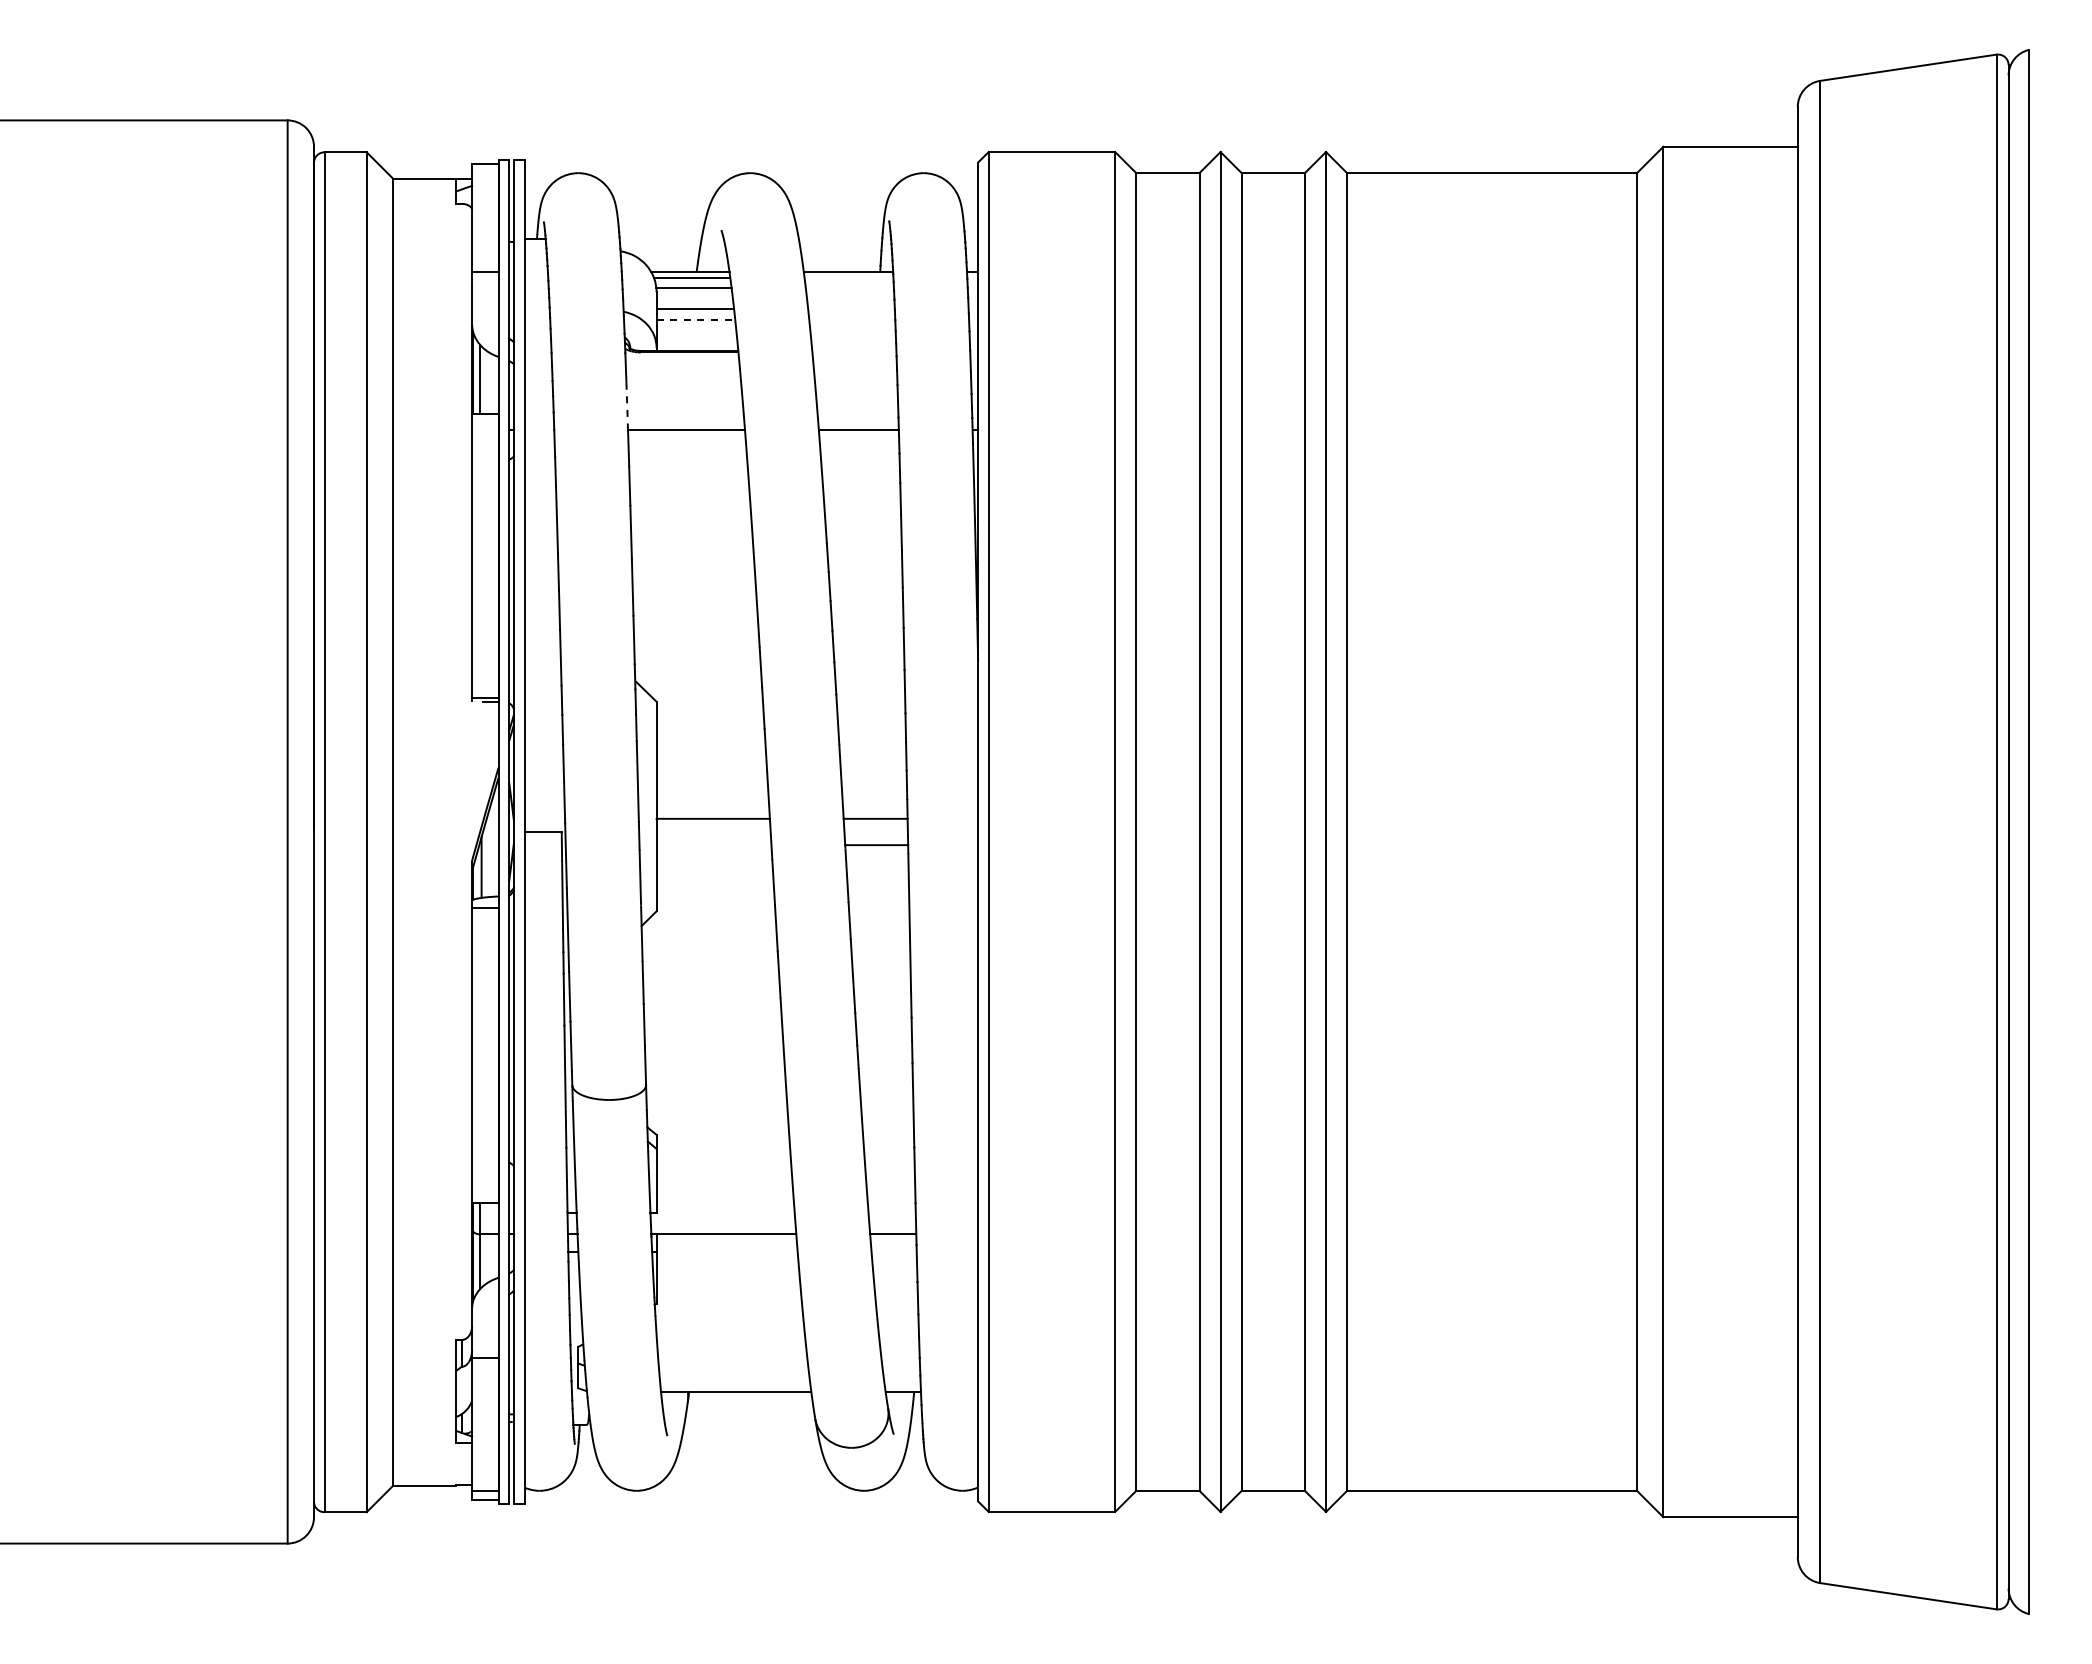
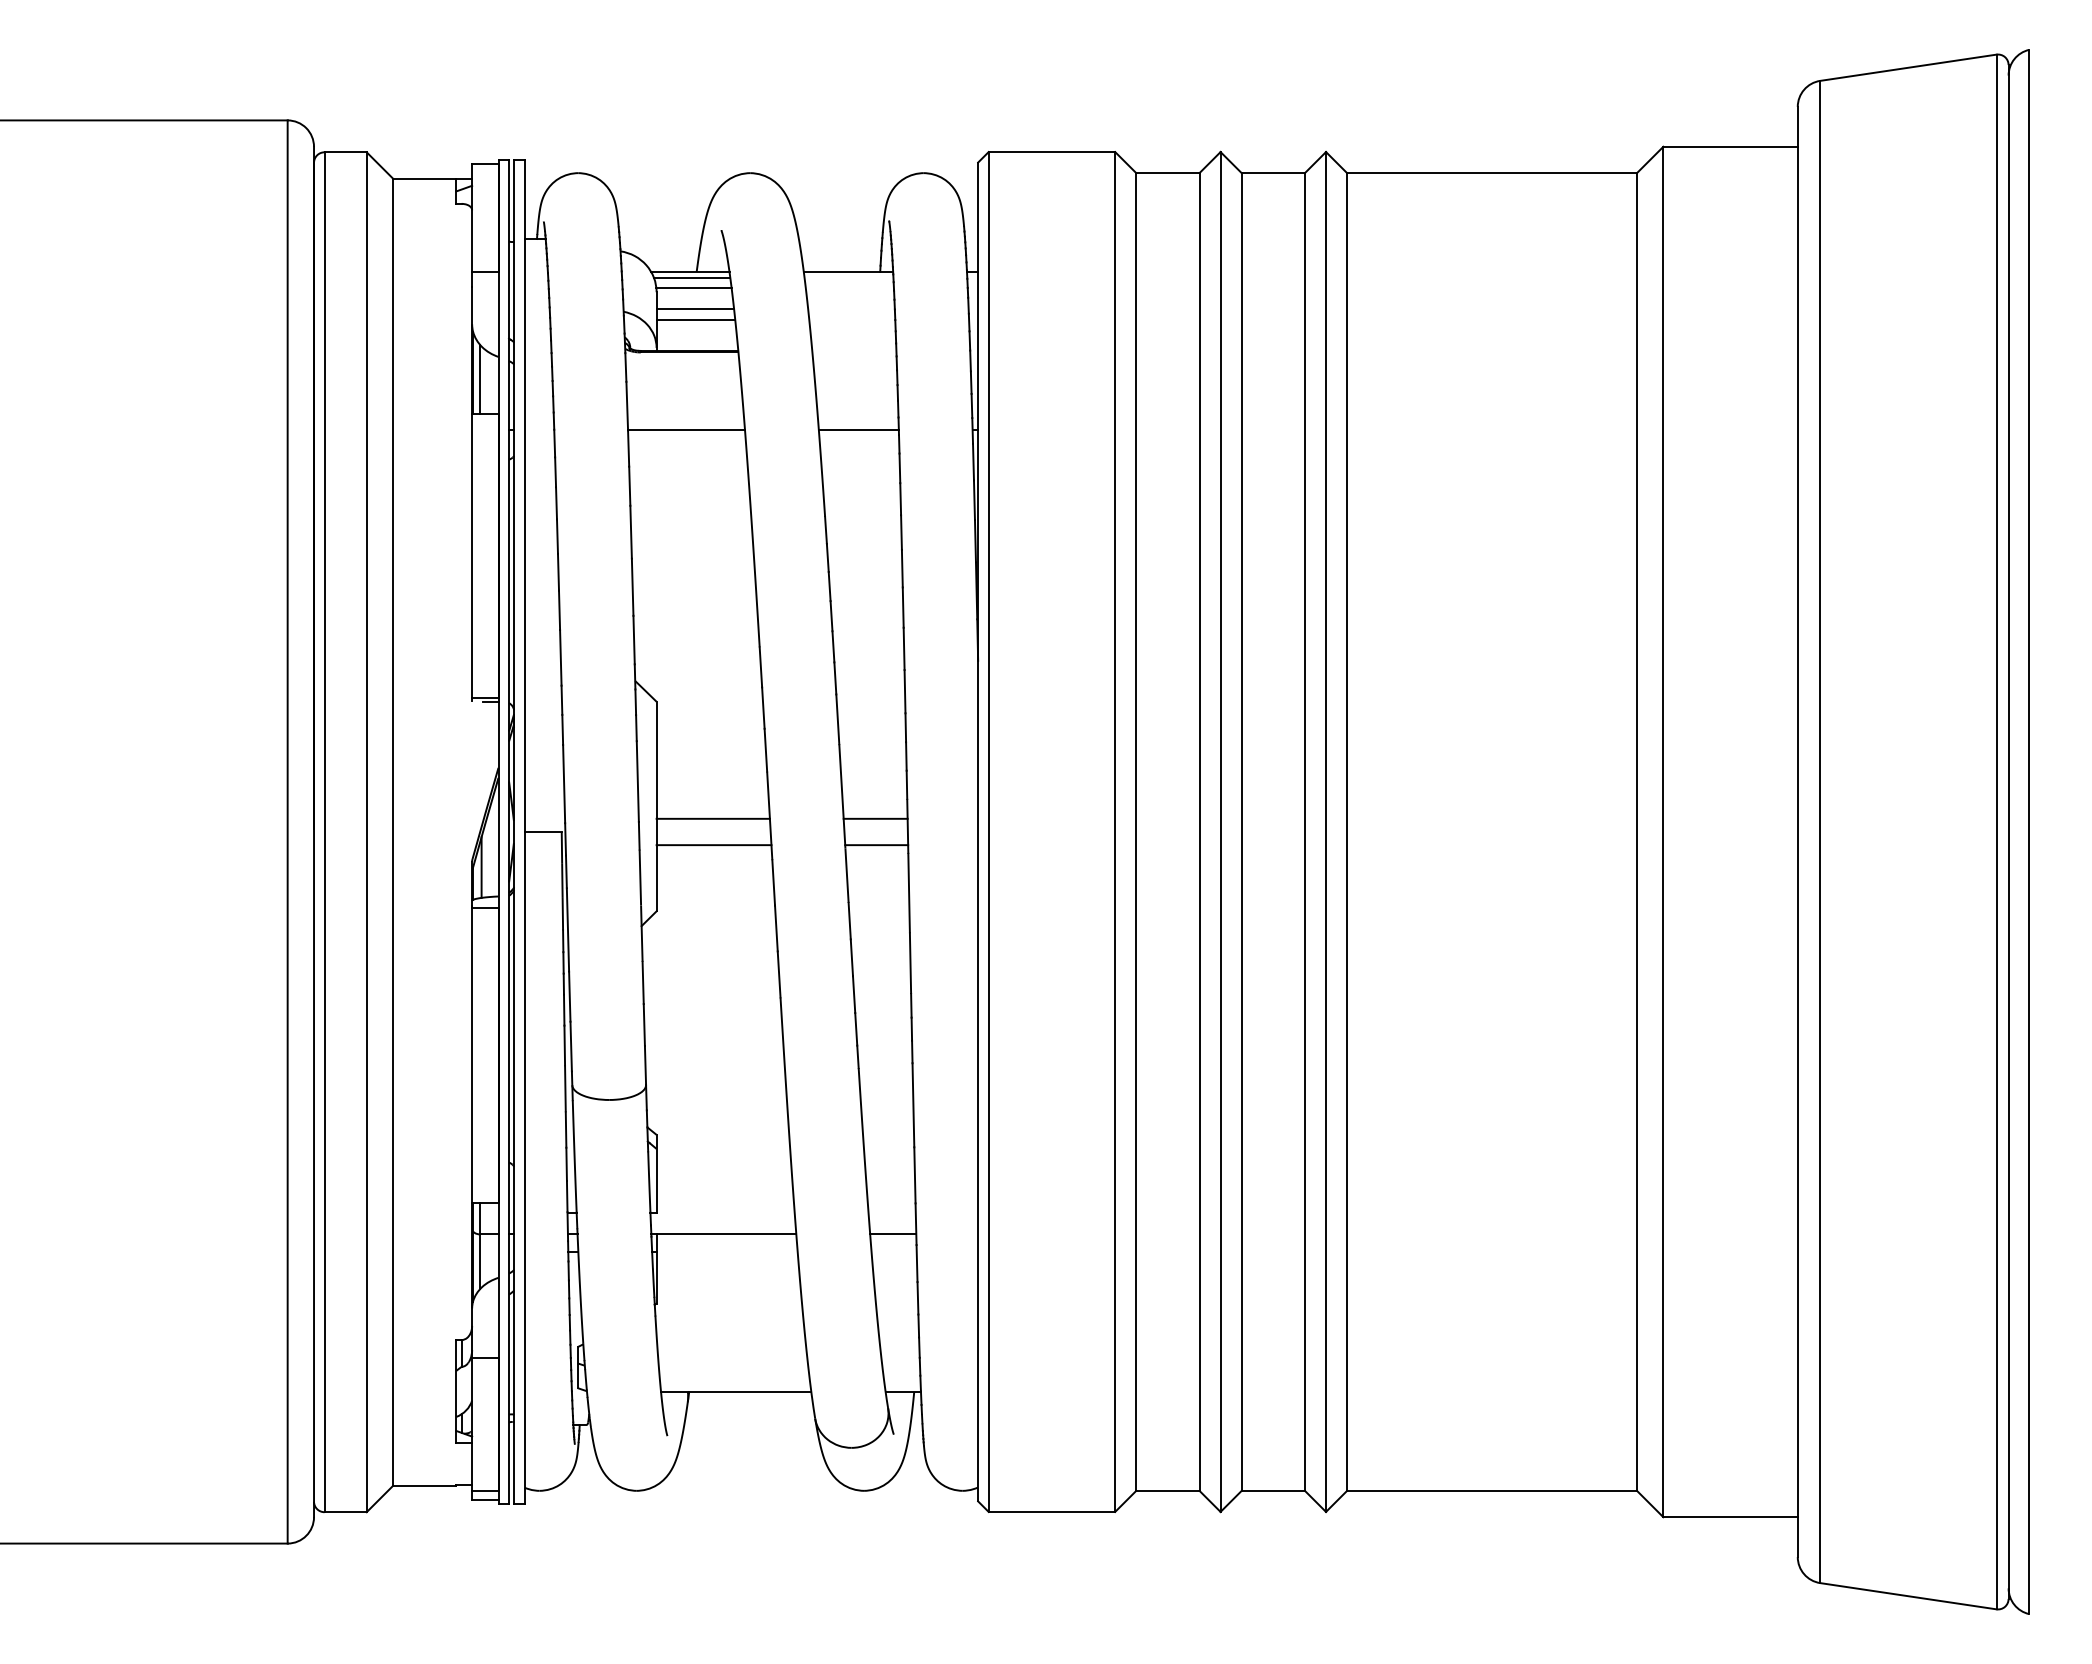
line: dashed -> solid (696, 319)
line: dashed -> solid (627, 405)
line: none -> present (713, 845)
